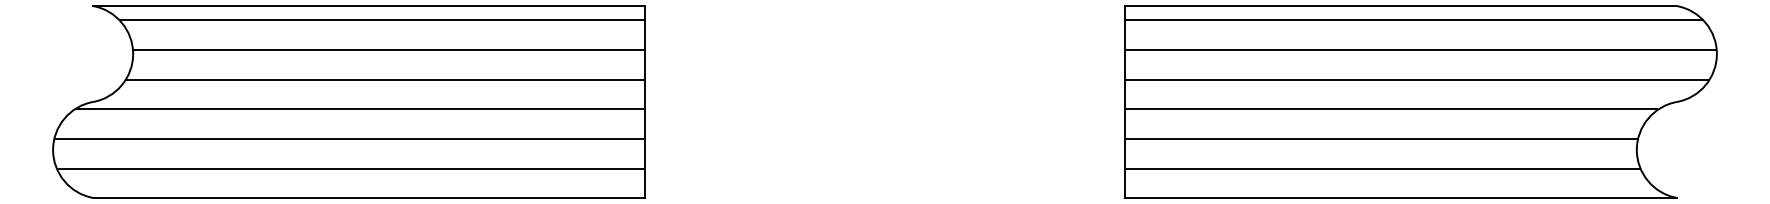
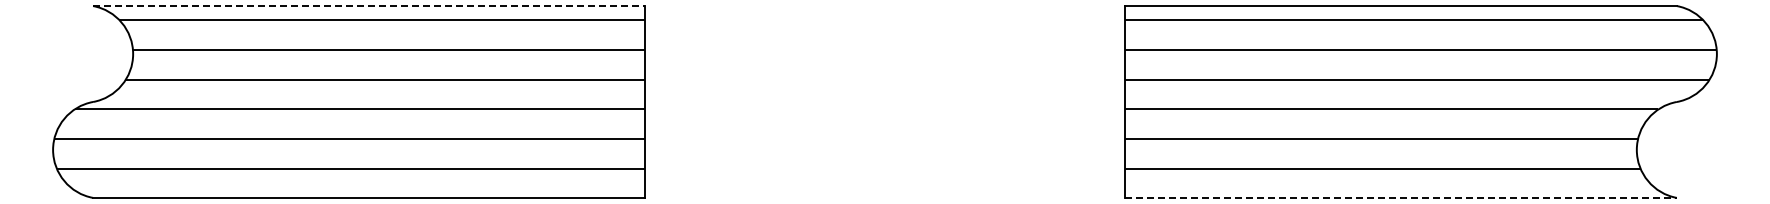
line: solid -> dashed (369, 6)
line: solid -> dashed (1401, 197)
